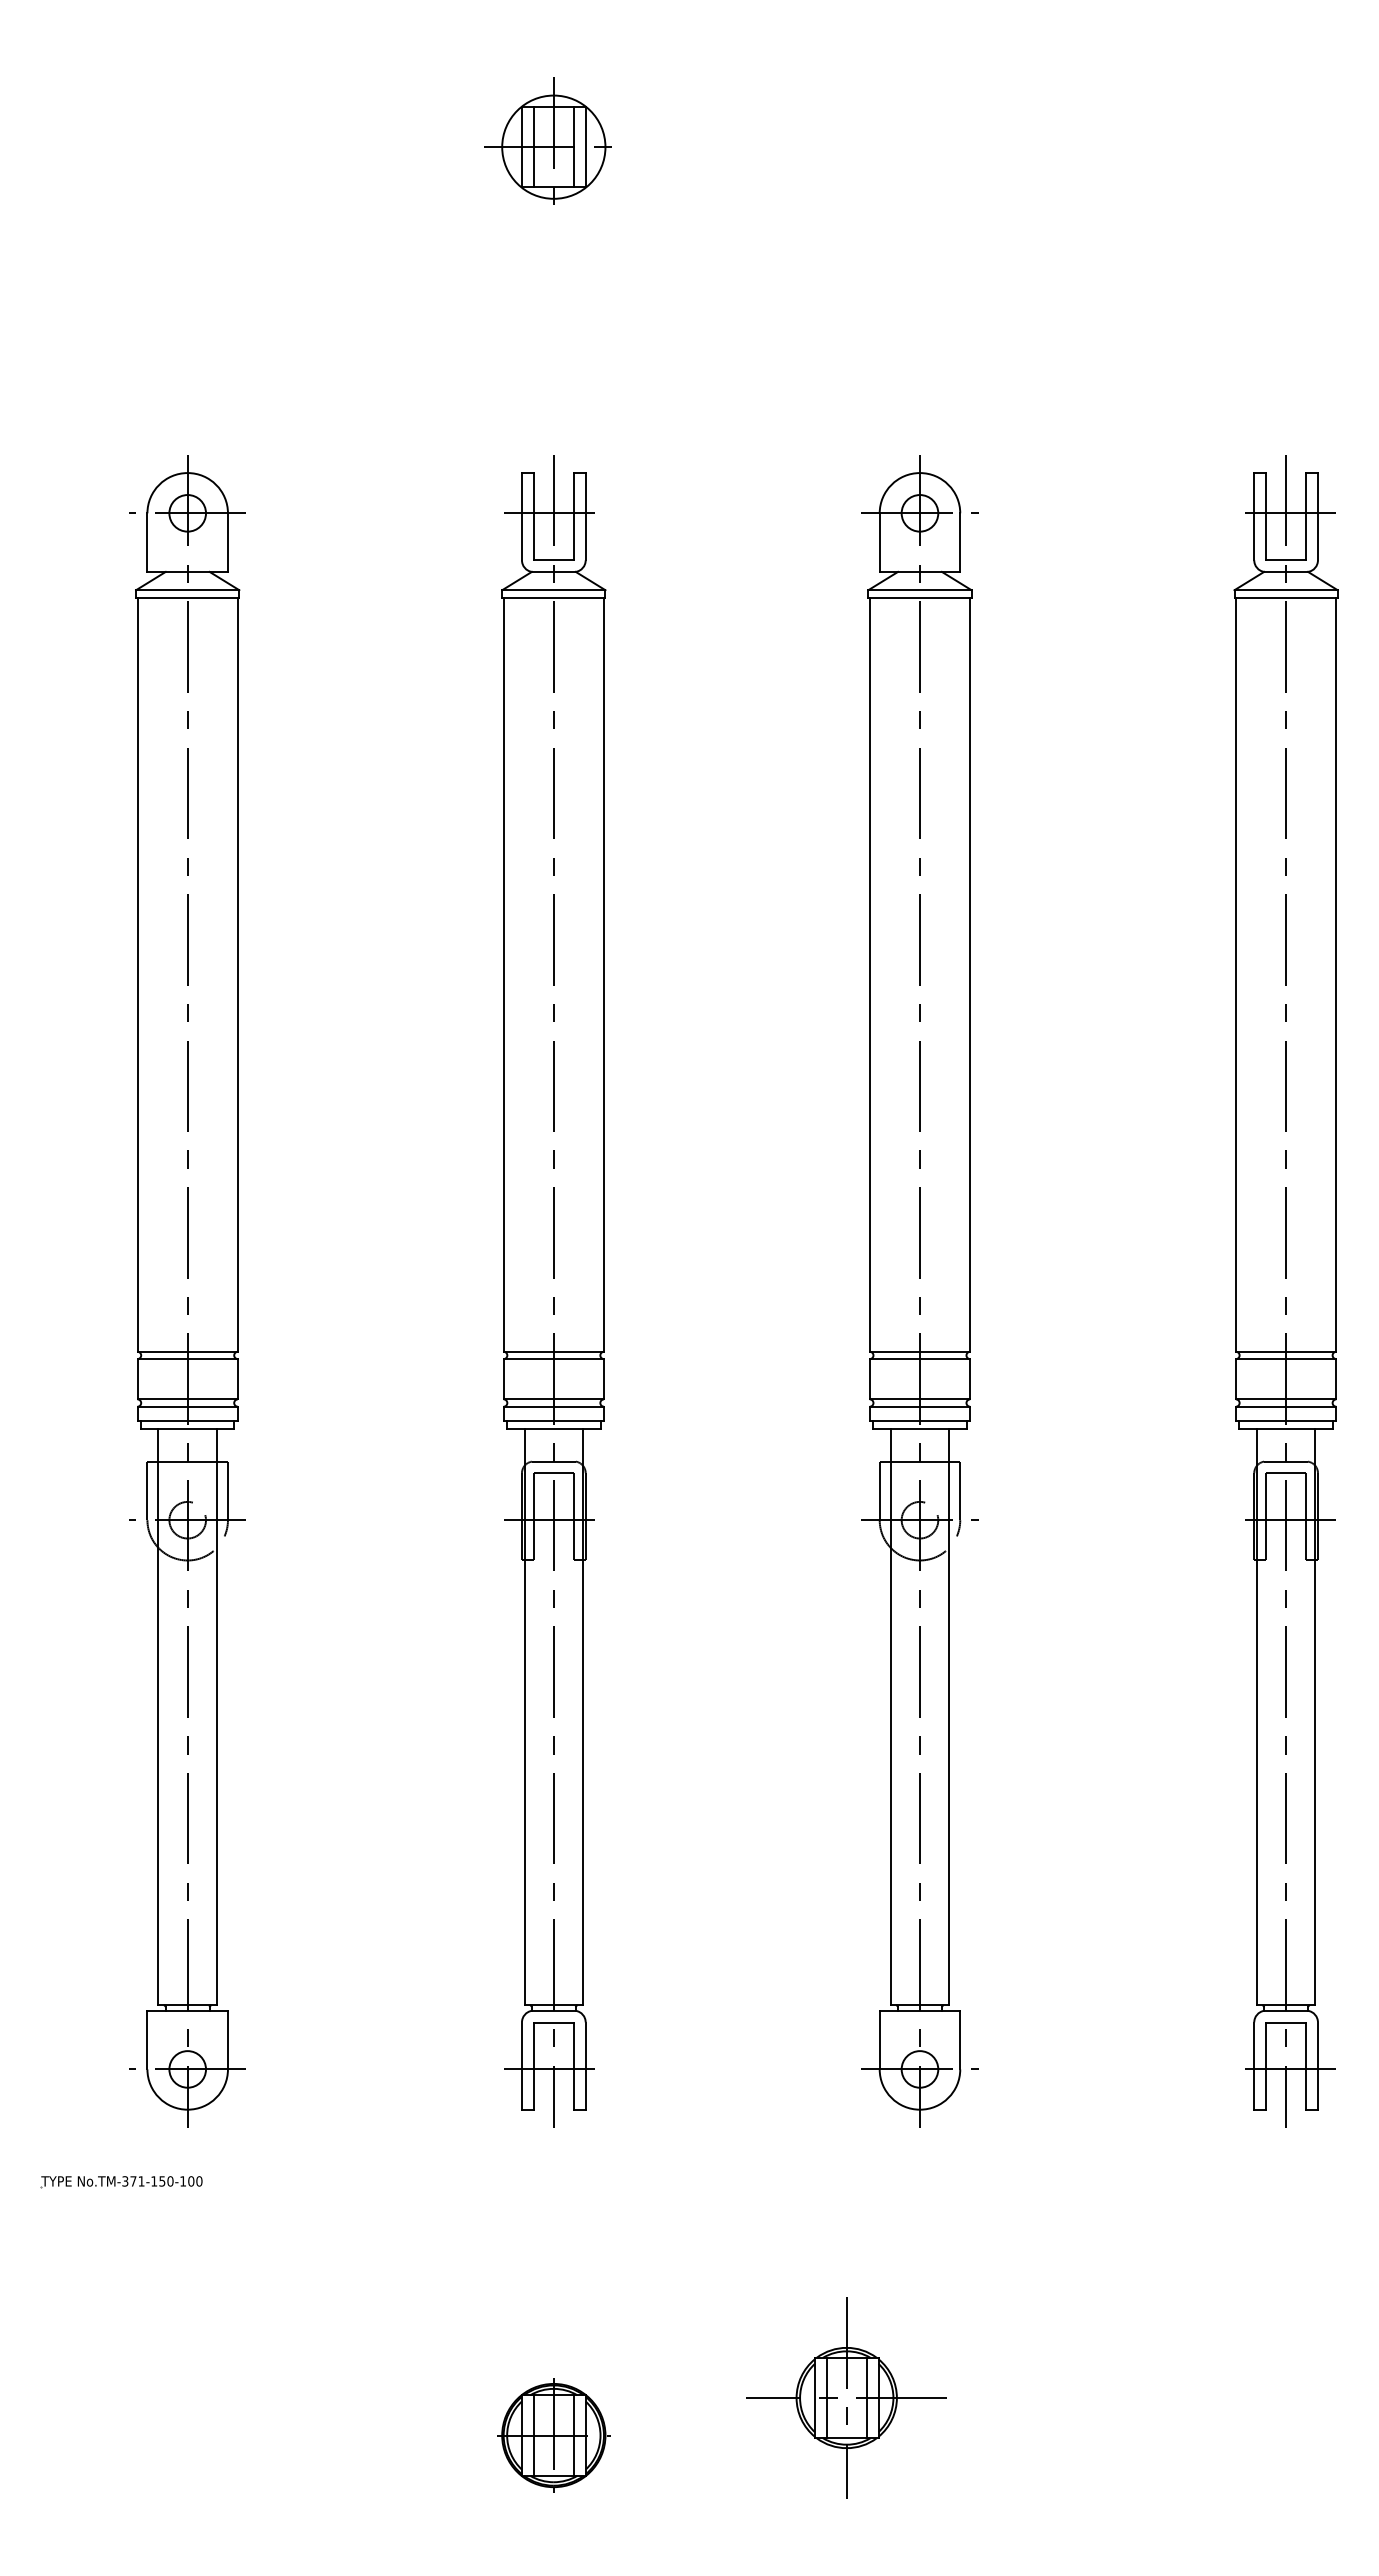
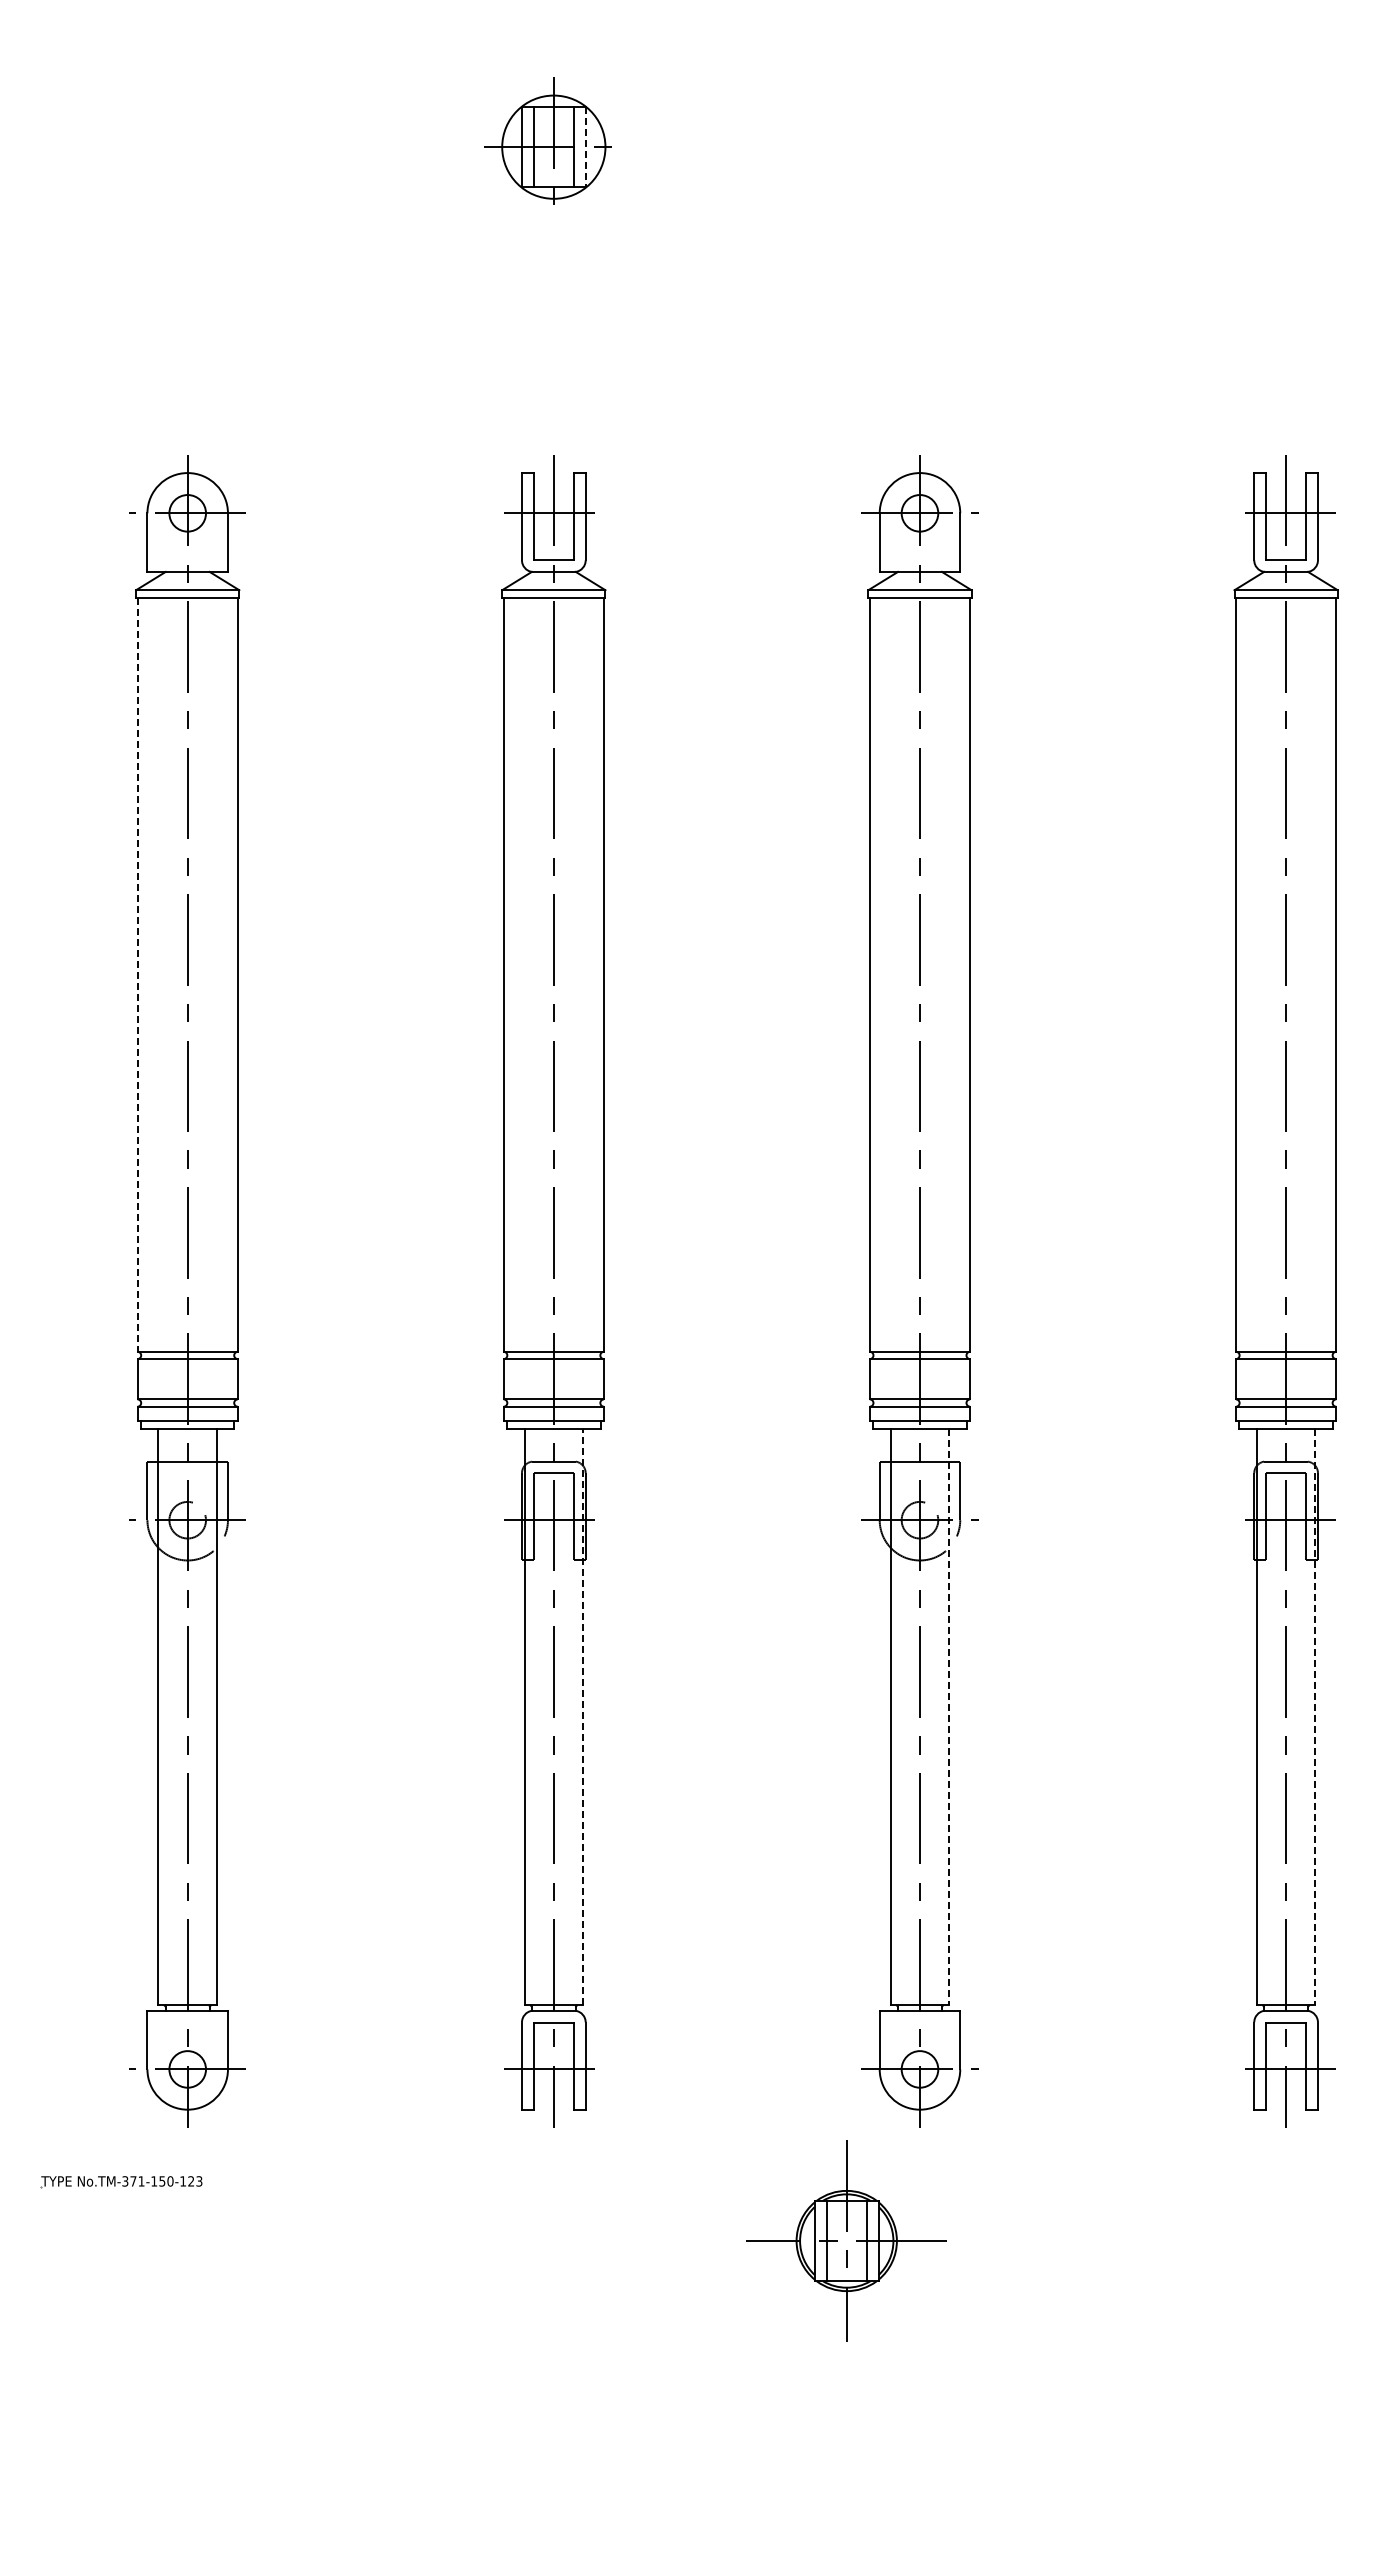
line: solid -> dashed (585, 147)
line: solid -> dashed (137, 975)
line: solid -> dashed (583, 1716)
line: solid -> dashed (949, 1717)
line: solid -> dashed (1315, 1717)
text: No.TM-371-150-100 -> No.TM-371-150-123 (195, 2181)
part position: (846, 2397) -> (846, 2240) (846, 2240)
part: present -> none (553, 2435)
